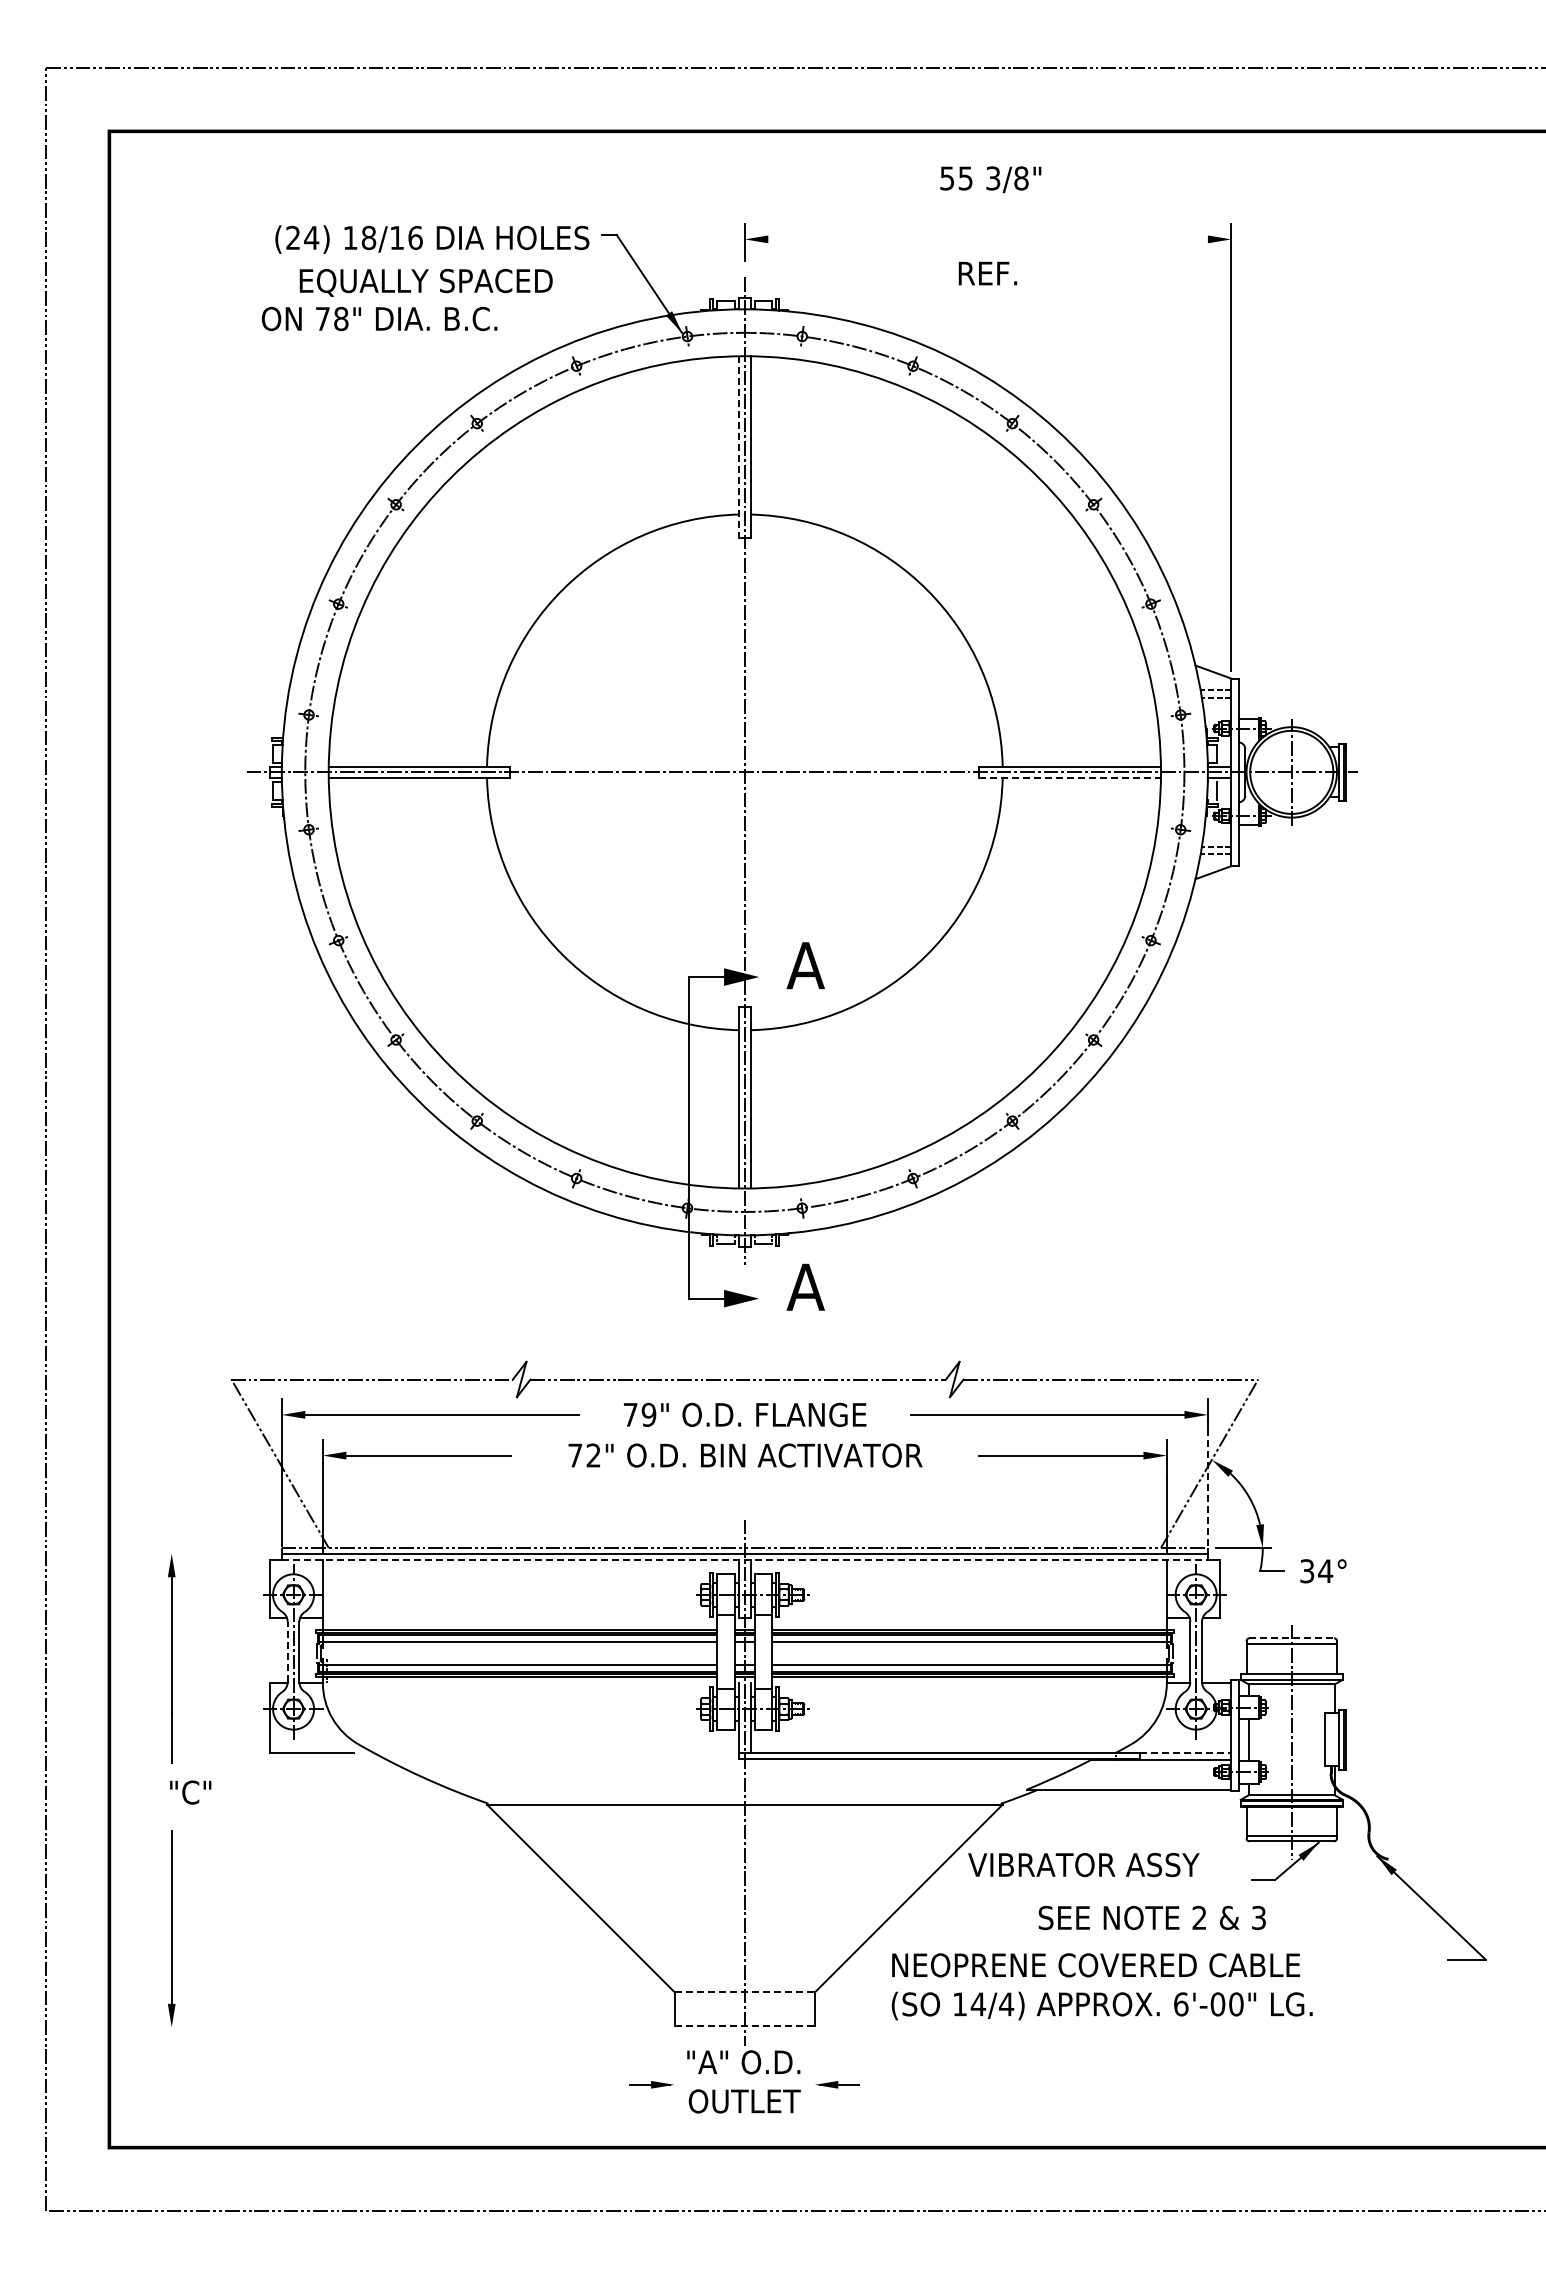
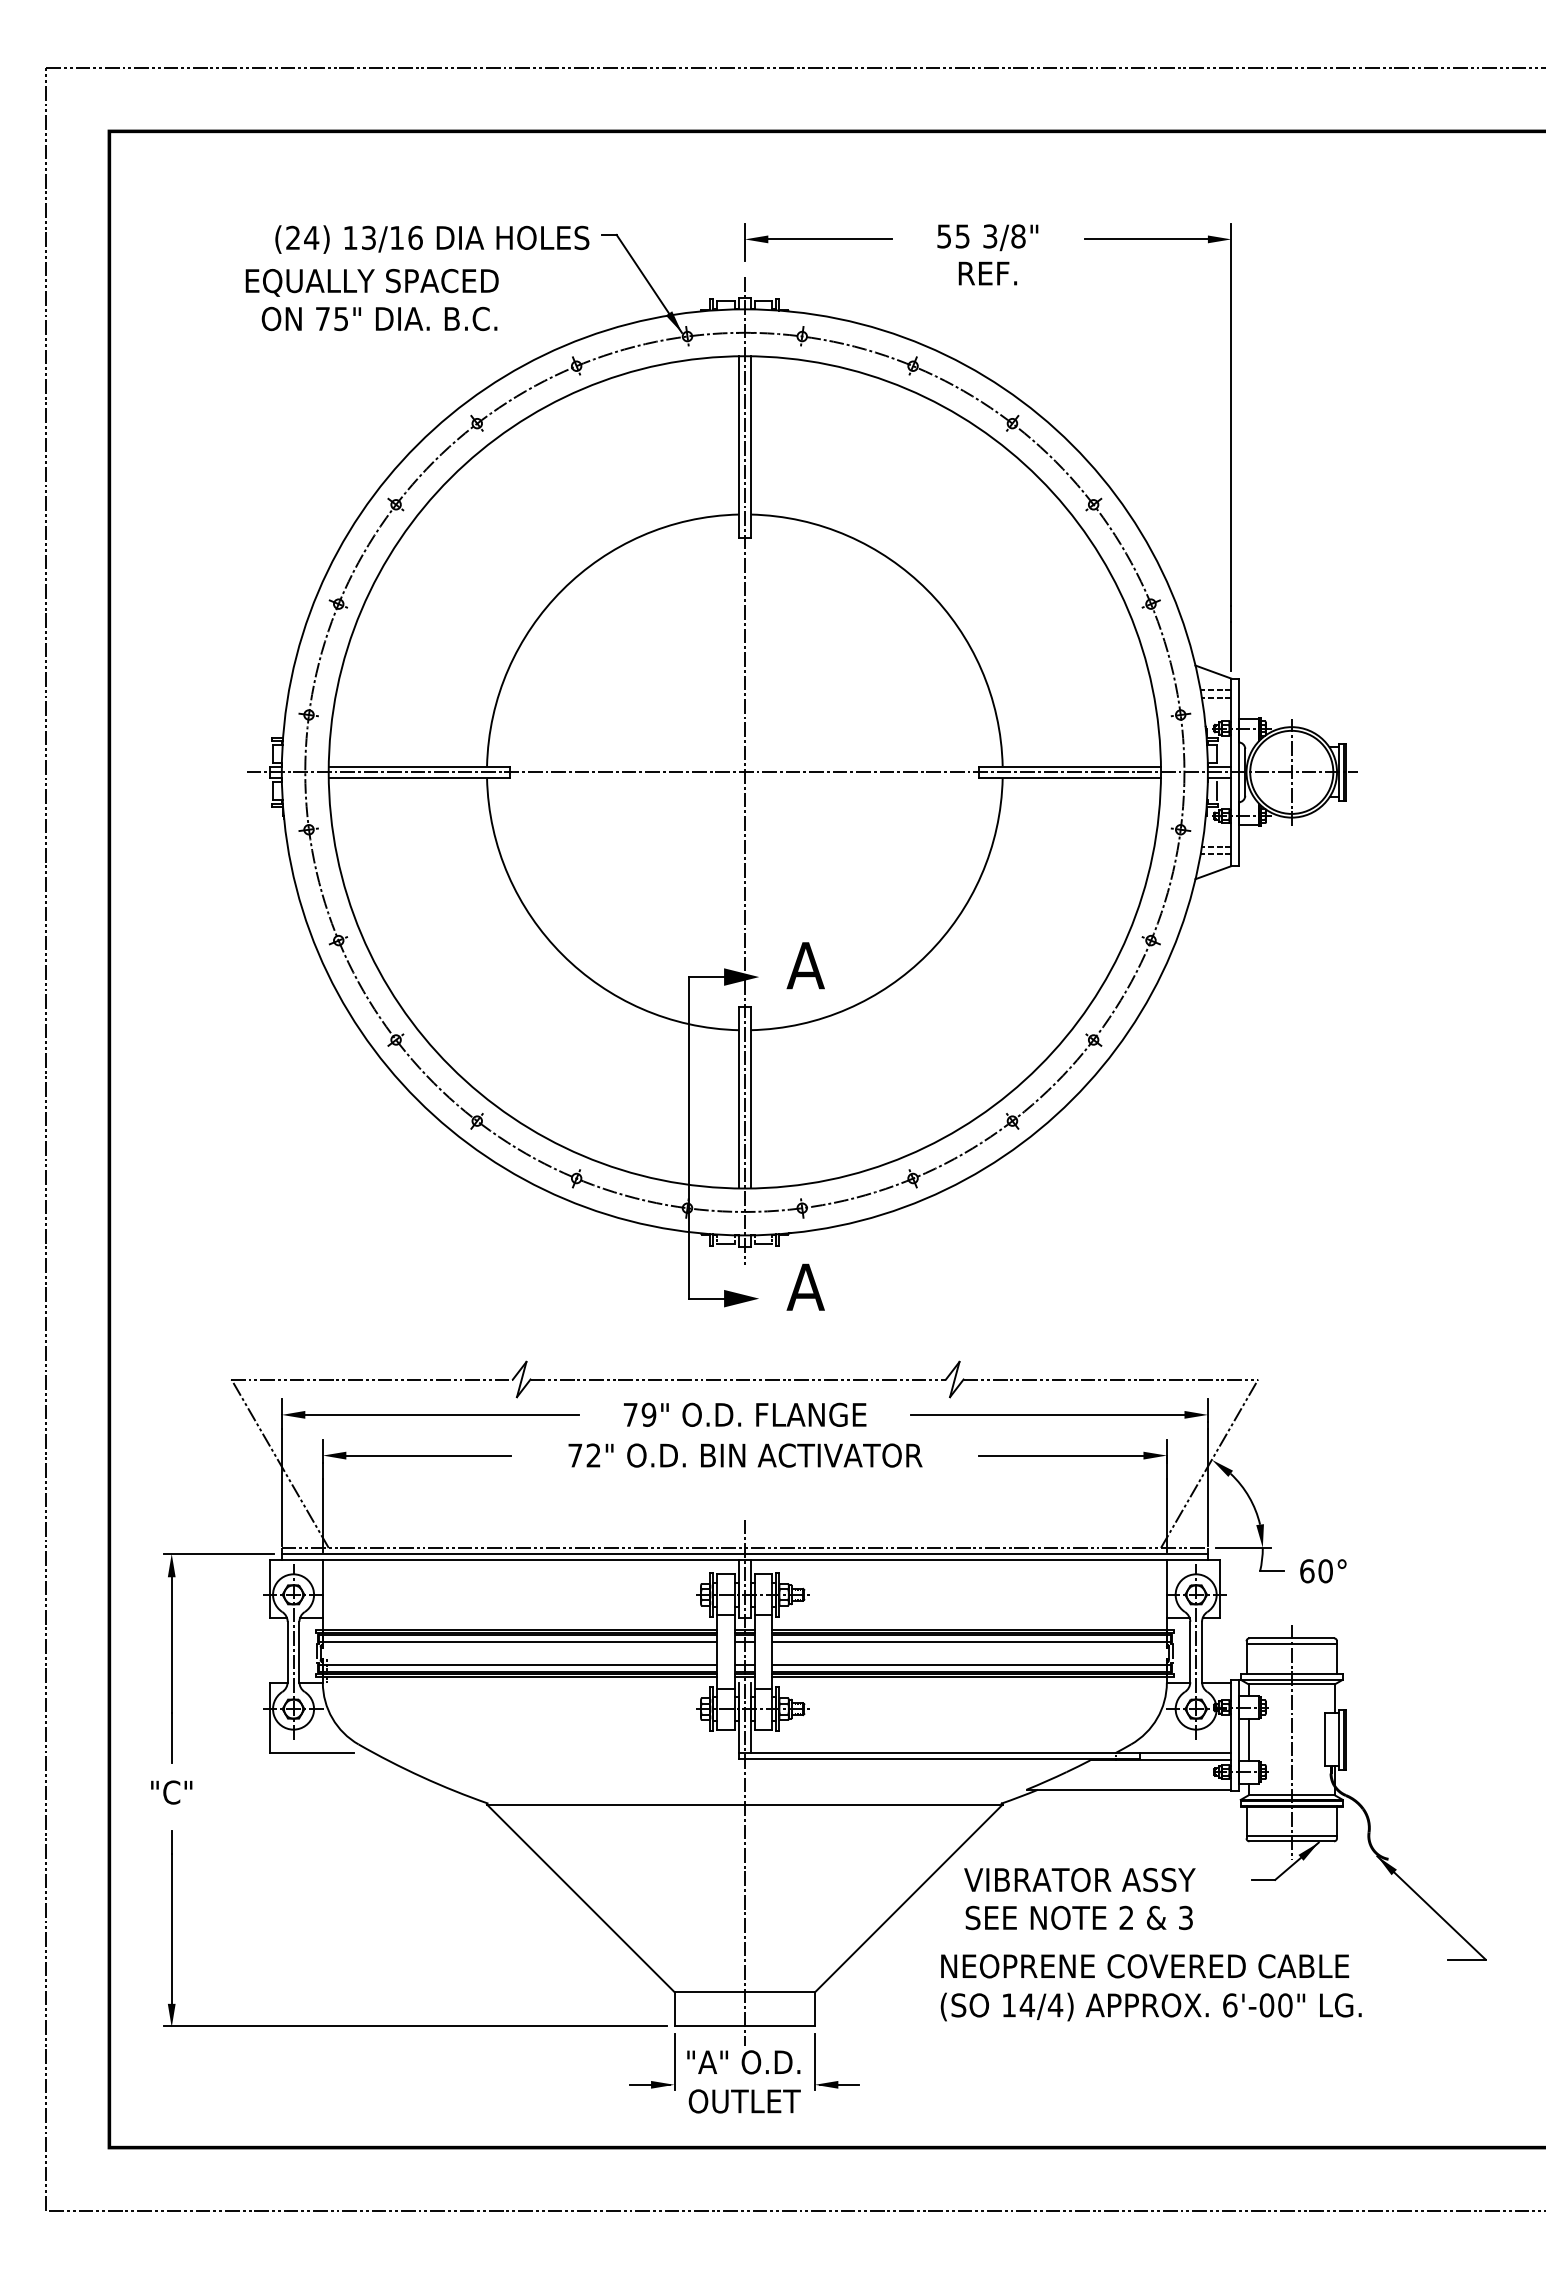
text position: (990, 179) -> (987, 237) (987, 237)
text: 18/16 -> 13/16 (368, 237)
line: none -> present (829, 239)
line: none -> present (1145, 239)
text position: (425, 282) -> (371, 282) (371, 282)
text: 78" -> 75" (341, 318)
line: dashed -> solid (739, 447)
line: dashed -> solid (1070, 778)
line: dashed -> solid (1207, 1487)
line: none -> present (218, 1553)
line: dashed -> solid (745, 1559)
text: 34° -> 60° (1316, 1571)
line: dashed -> solid (1292, 1638)
line: dashed -> solid (287, 1651)
line: dashed -> solid (1185, 1753)
text position: (190, 1792) -> (171, 1792) (171, 1792)
text position: (1083, 1865) -> (1079, 1880) (1079, 1880)
text position: (1151, 1917) -> (1078, 1917) (1078, 1917)
text position: (1101, 1986) -> (1150, 1987) (1150, 1987)
line: dashed -> solid (745, 1992)
line: none -> present (414, 2025)
line: dashed -> solid (745, 2025)
line: none -> present (674, 2061)
line: none -> present (815, 2061)
